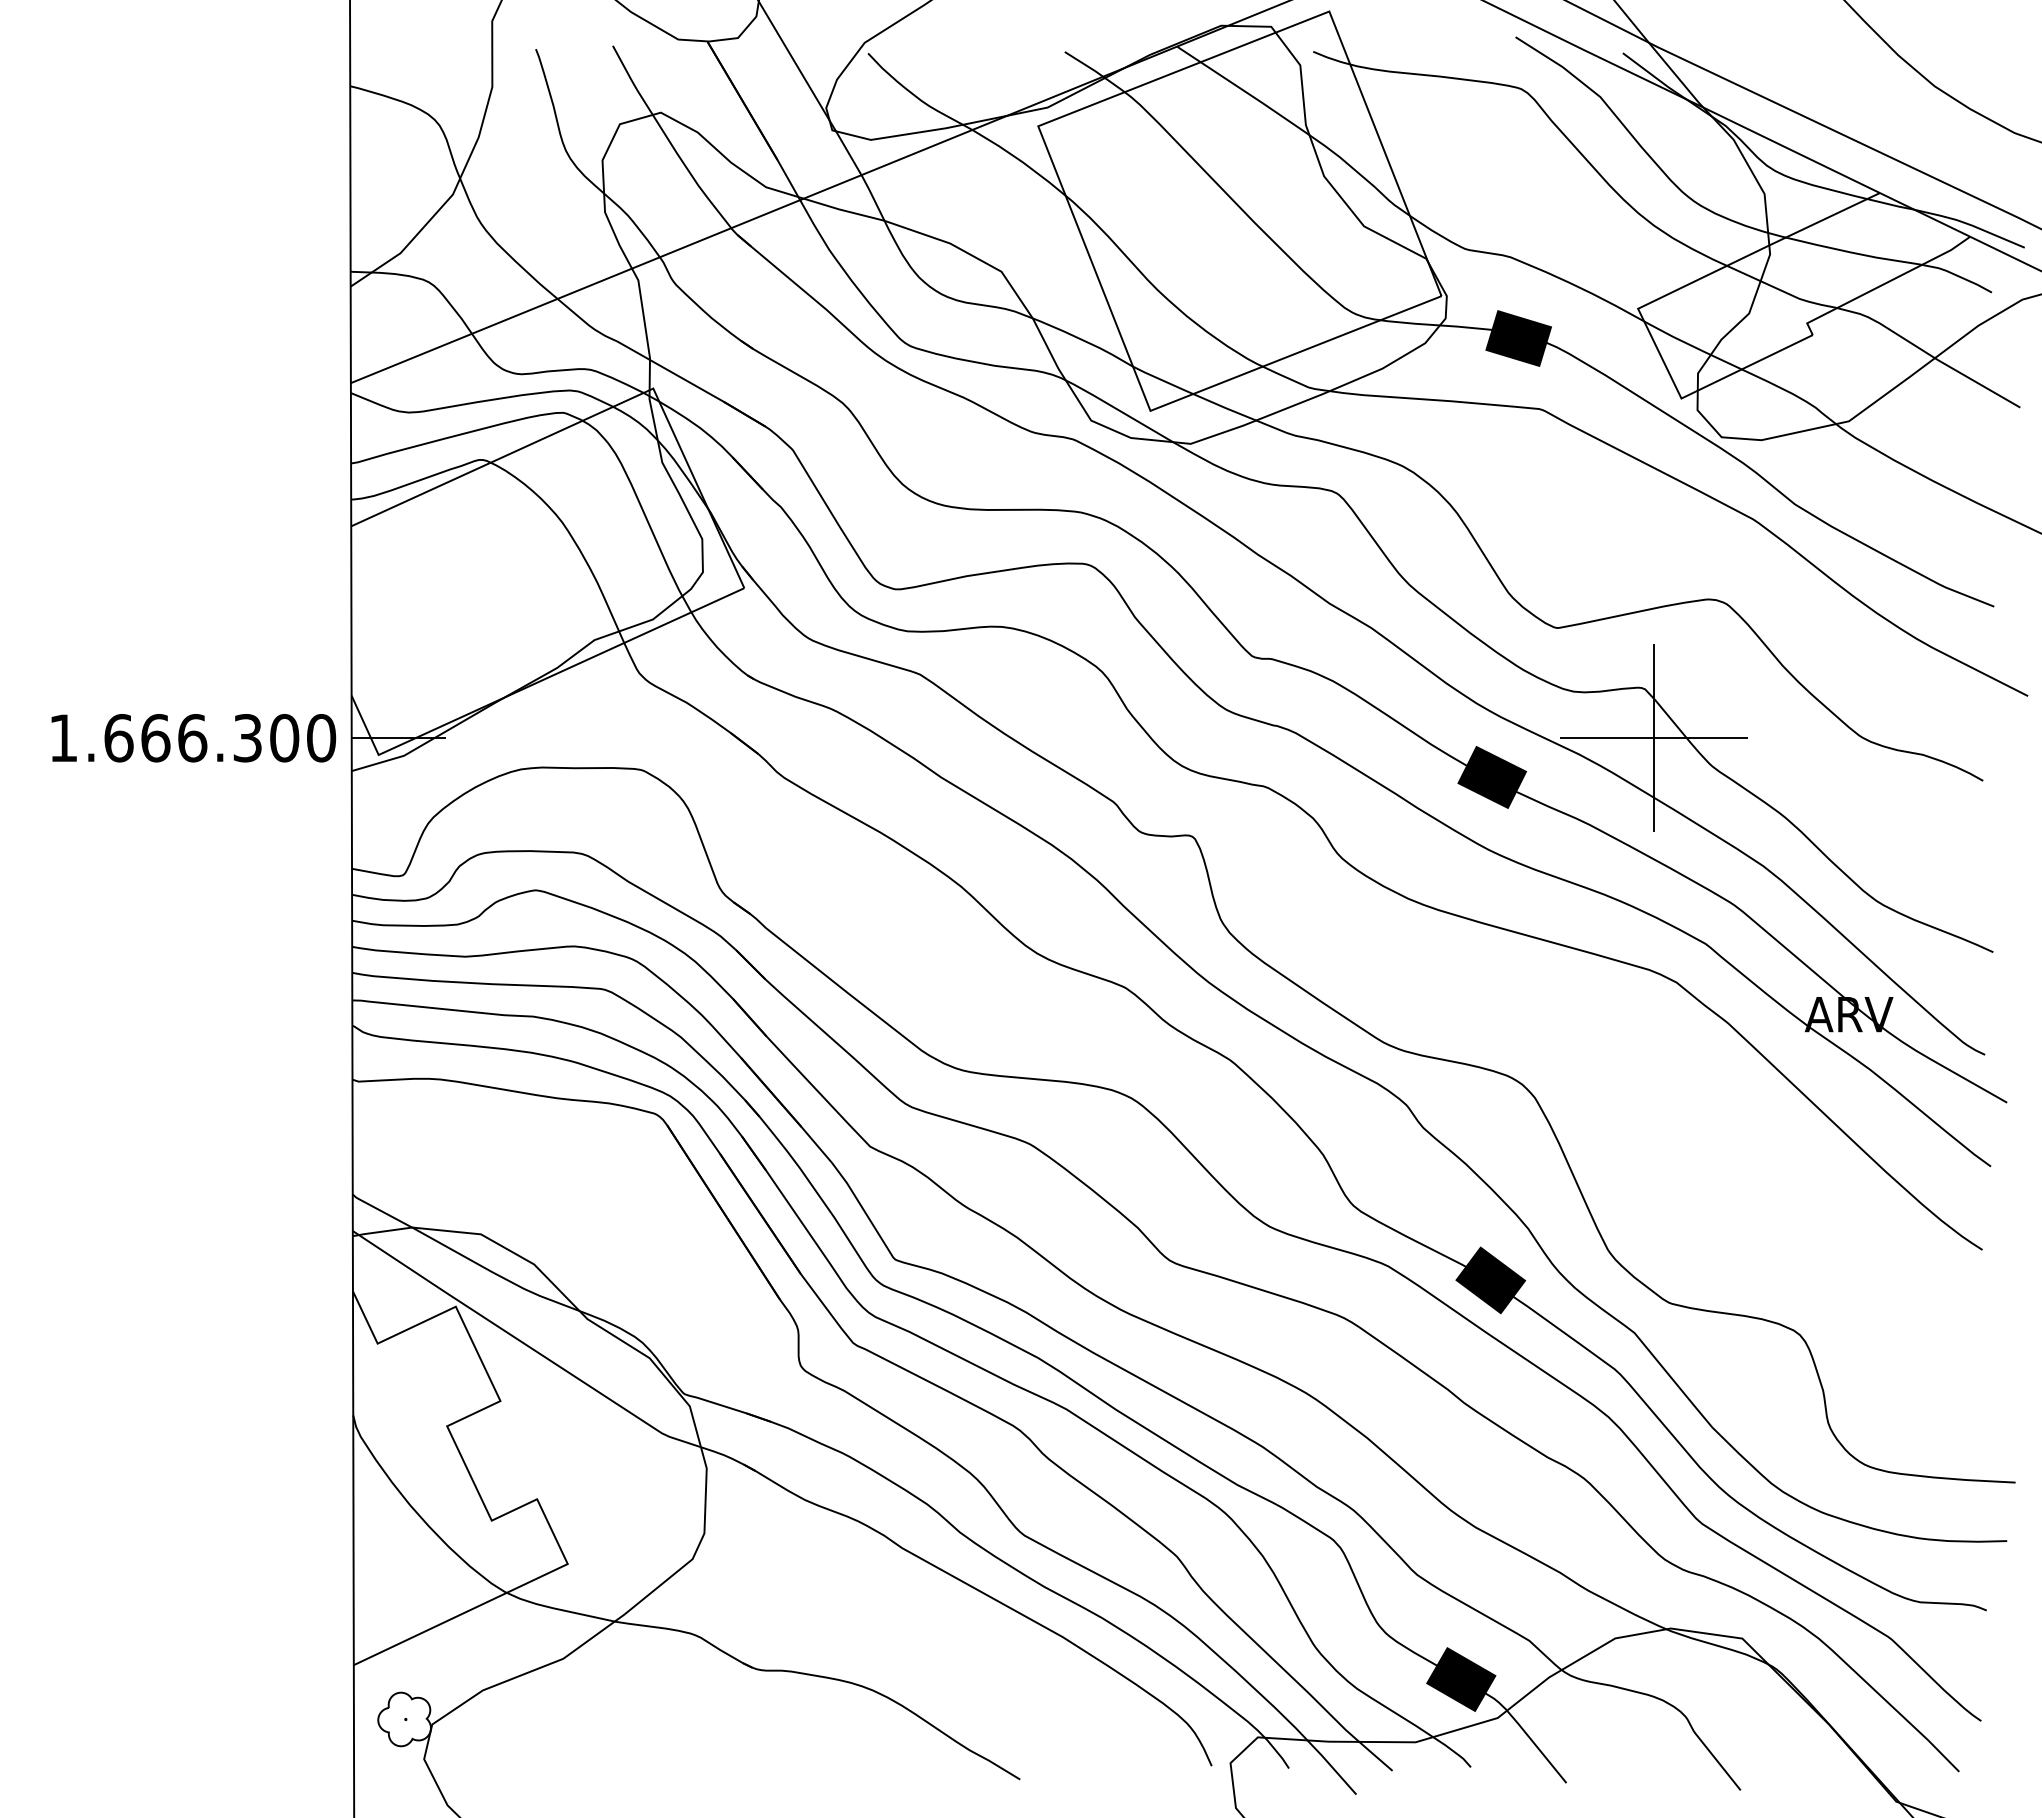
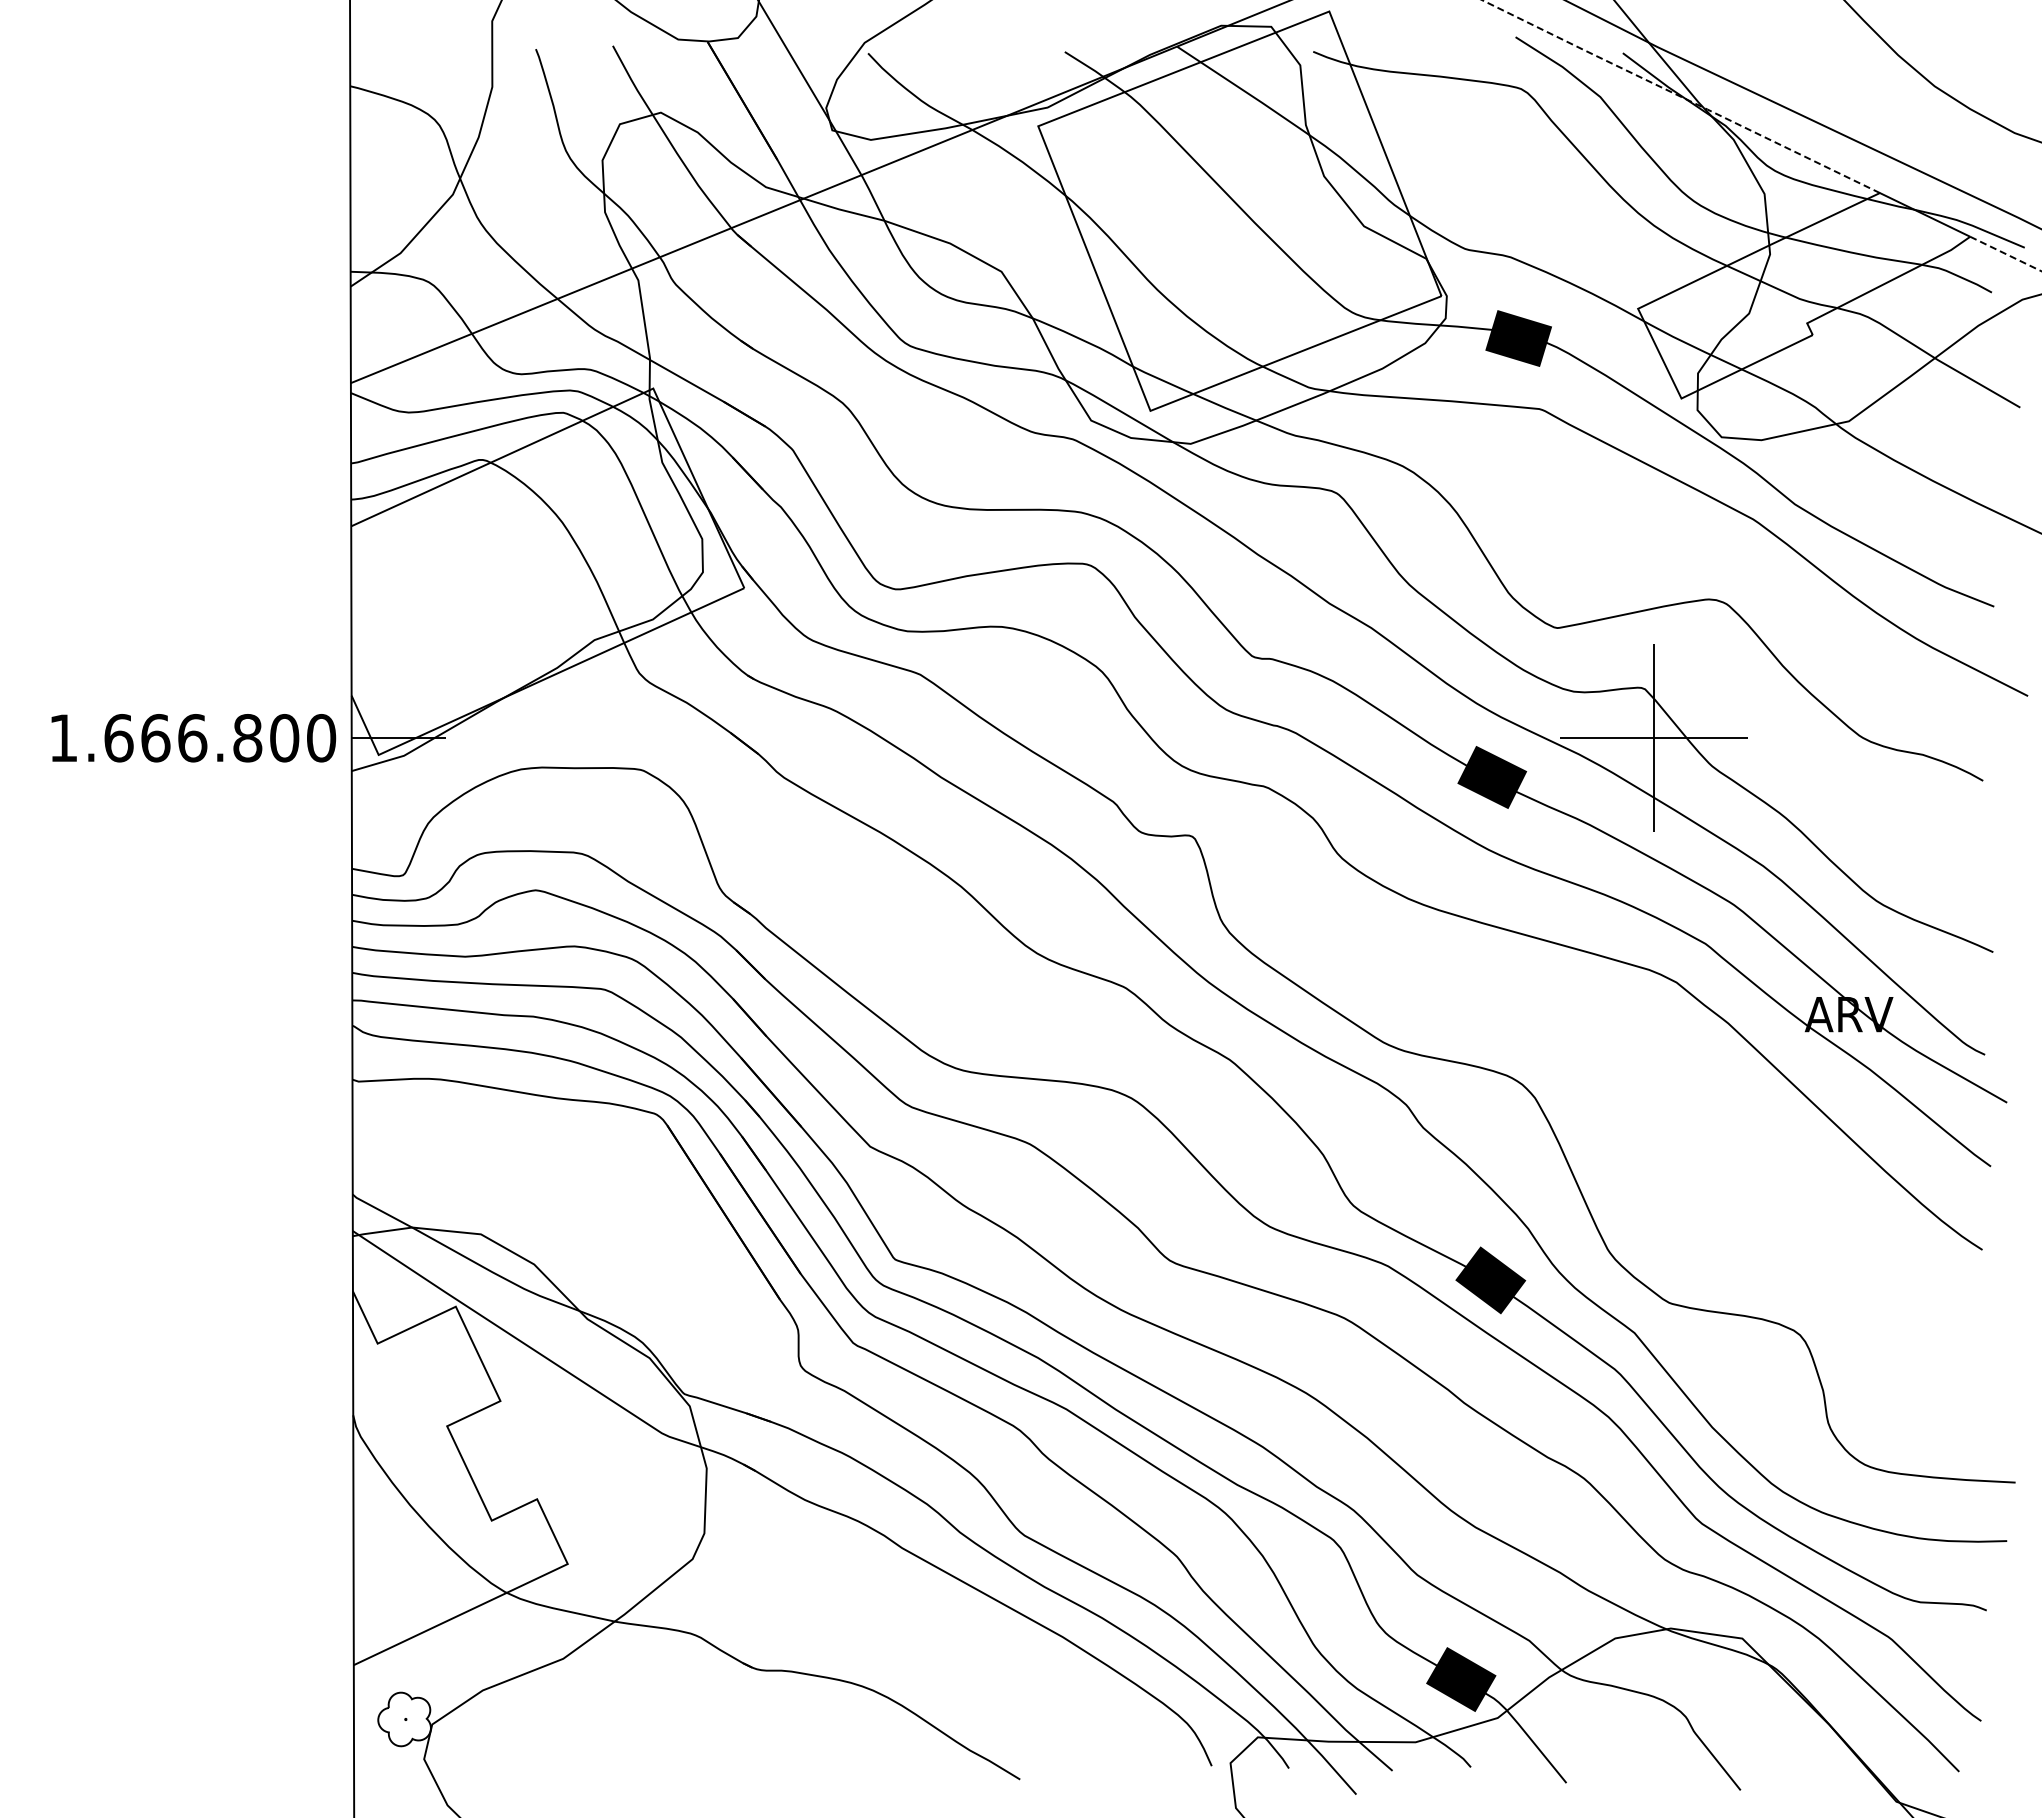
line: solid -> dashed (1680, 96)
line: solid -> dashed (2006, 254)
text: 1.666.300 -> 1.666.800 (247, 738)
